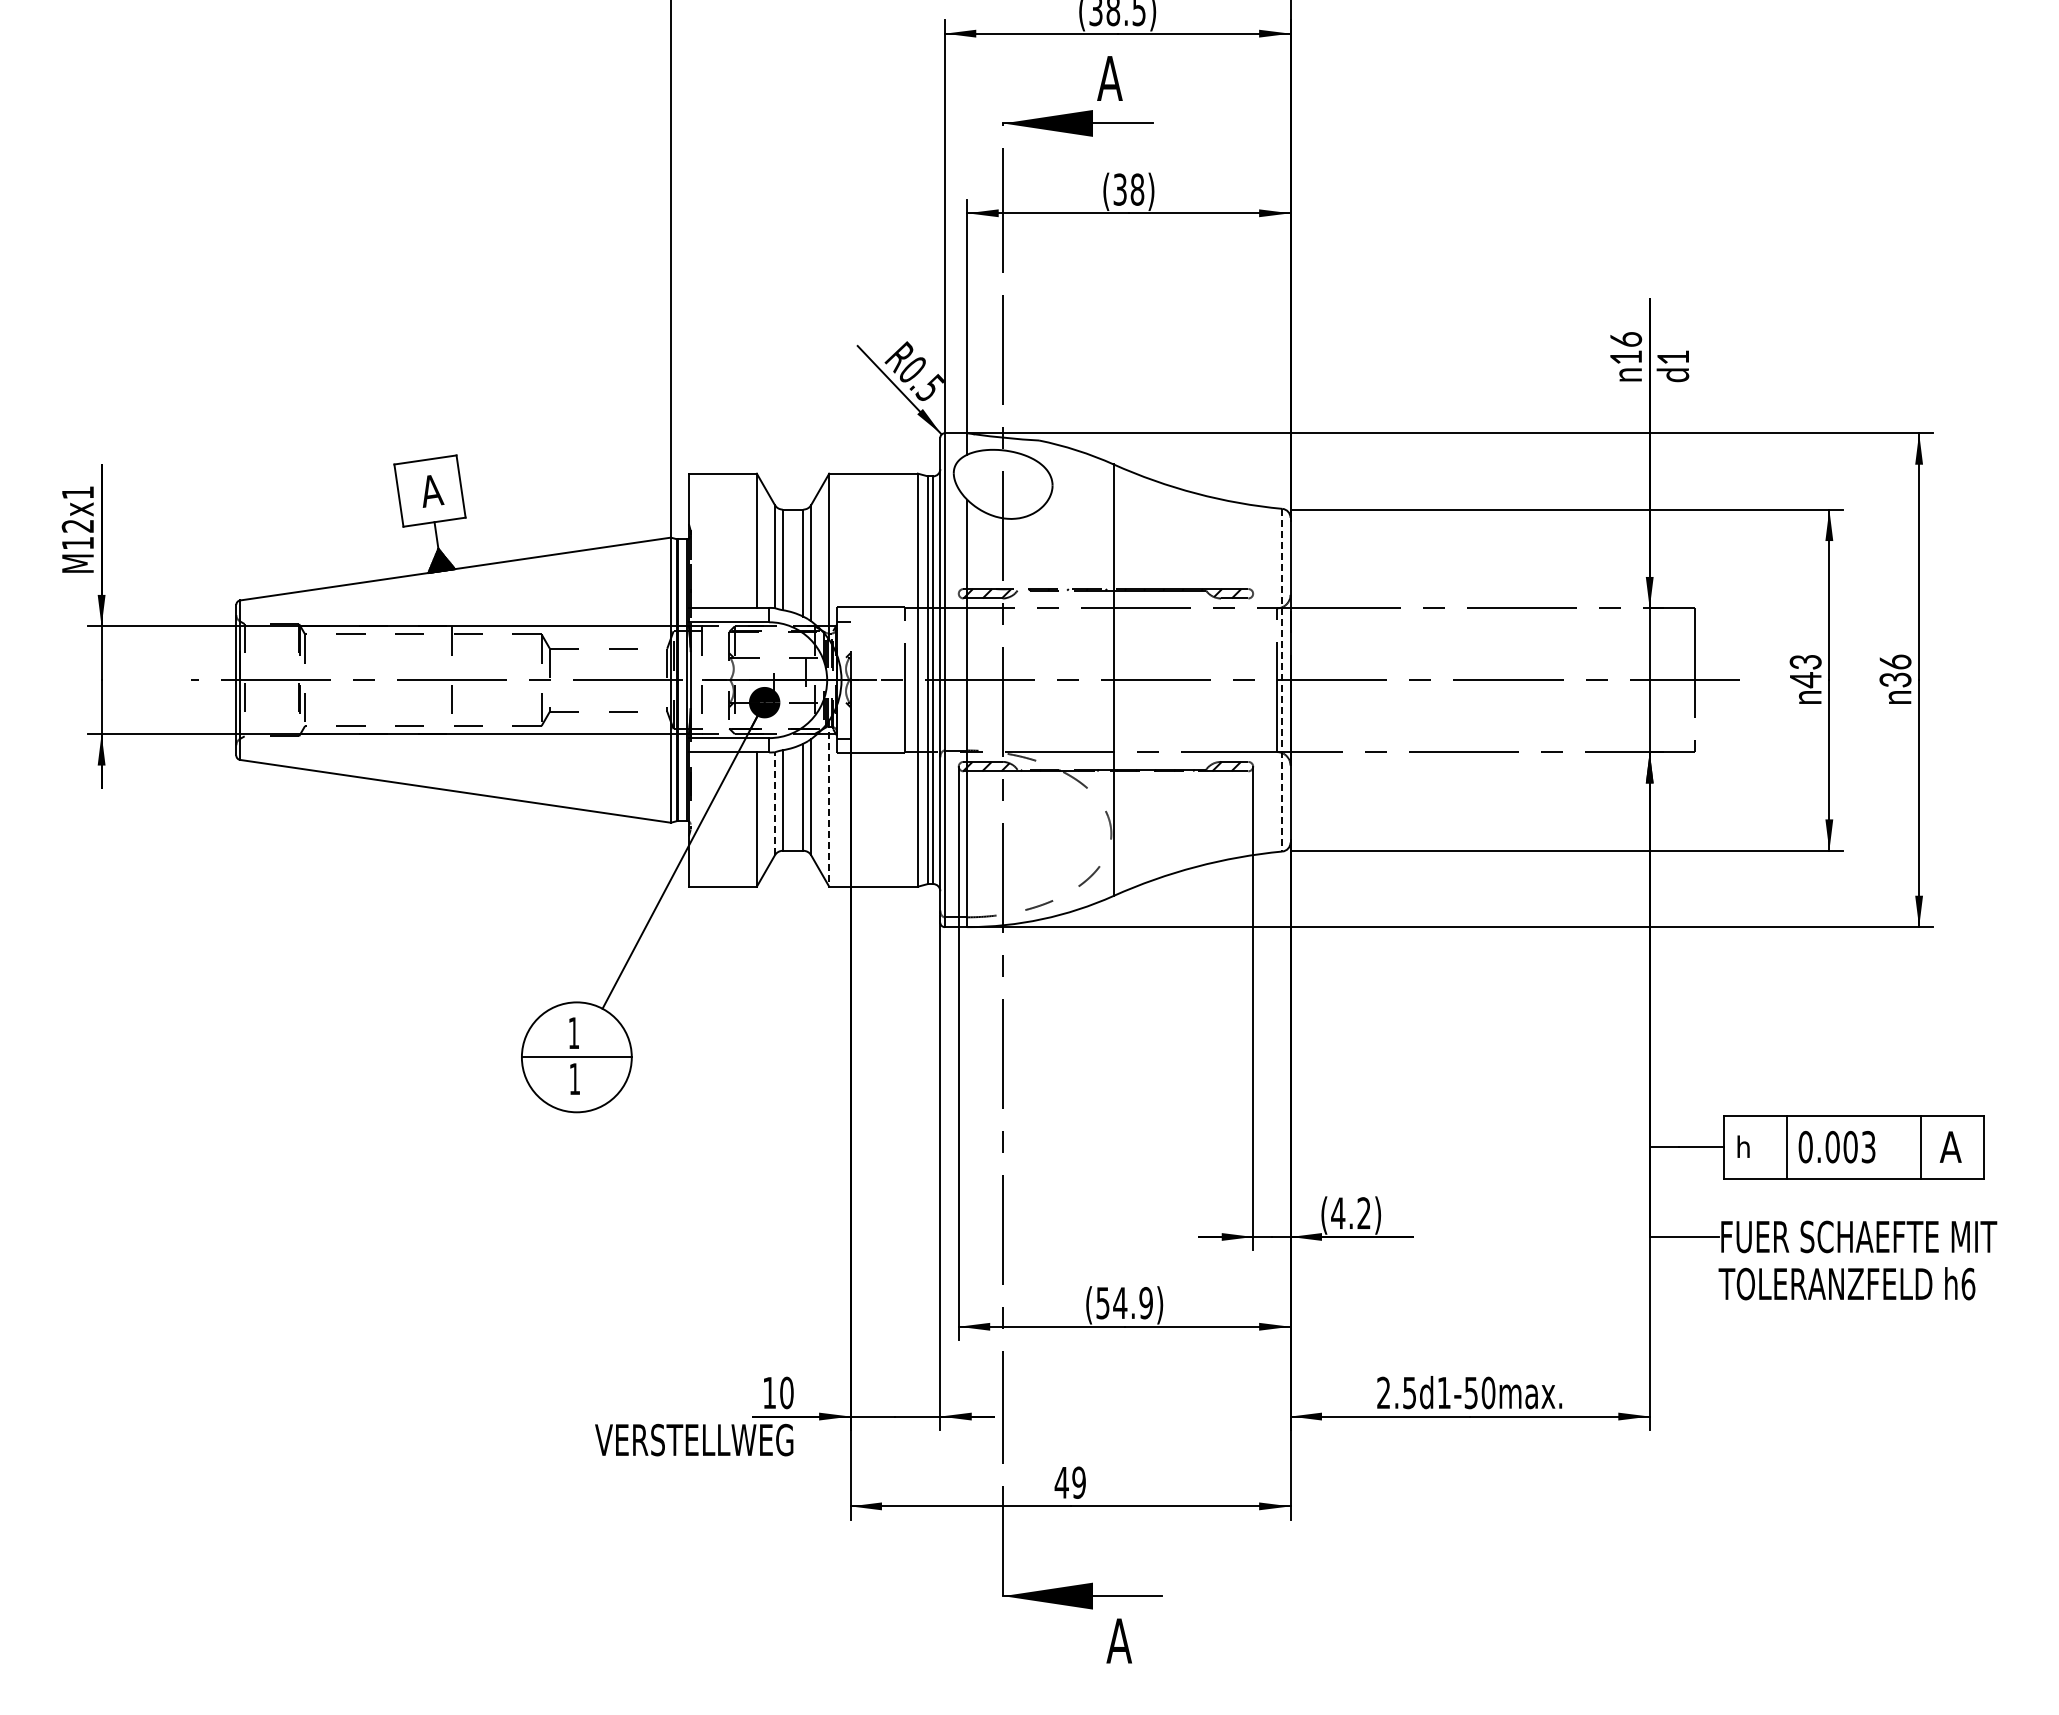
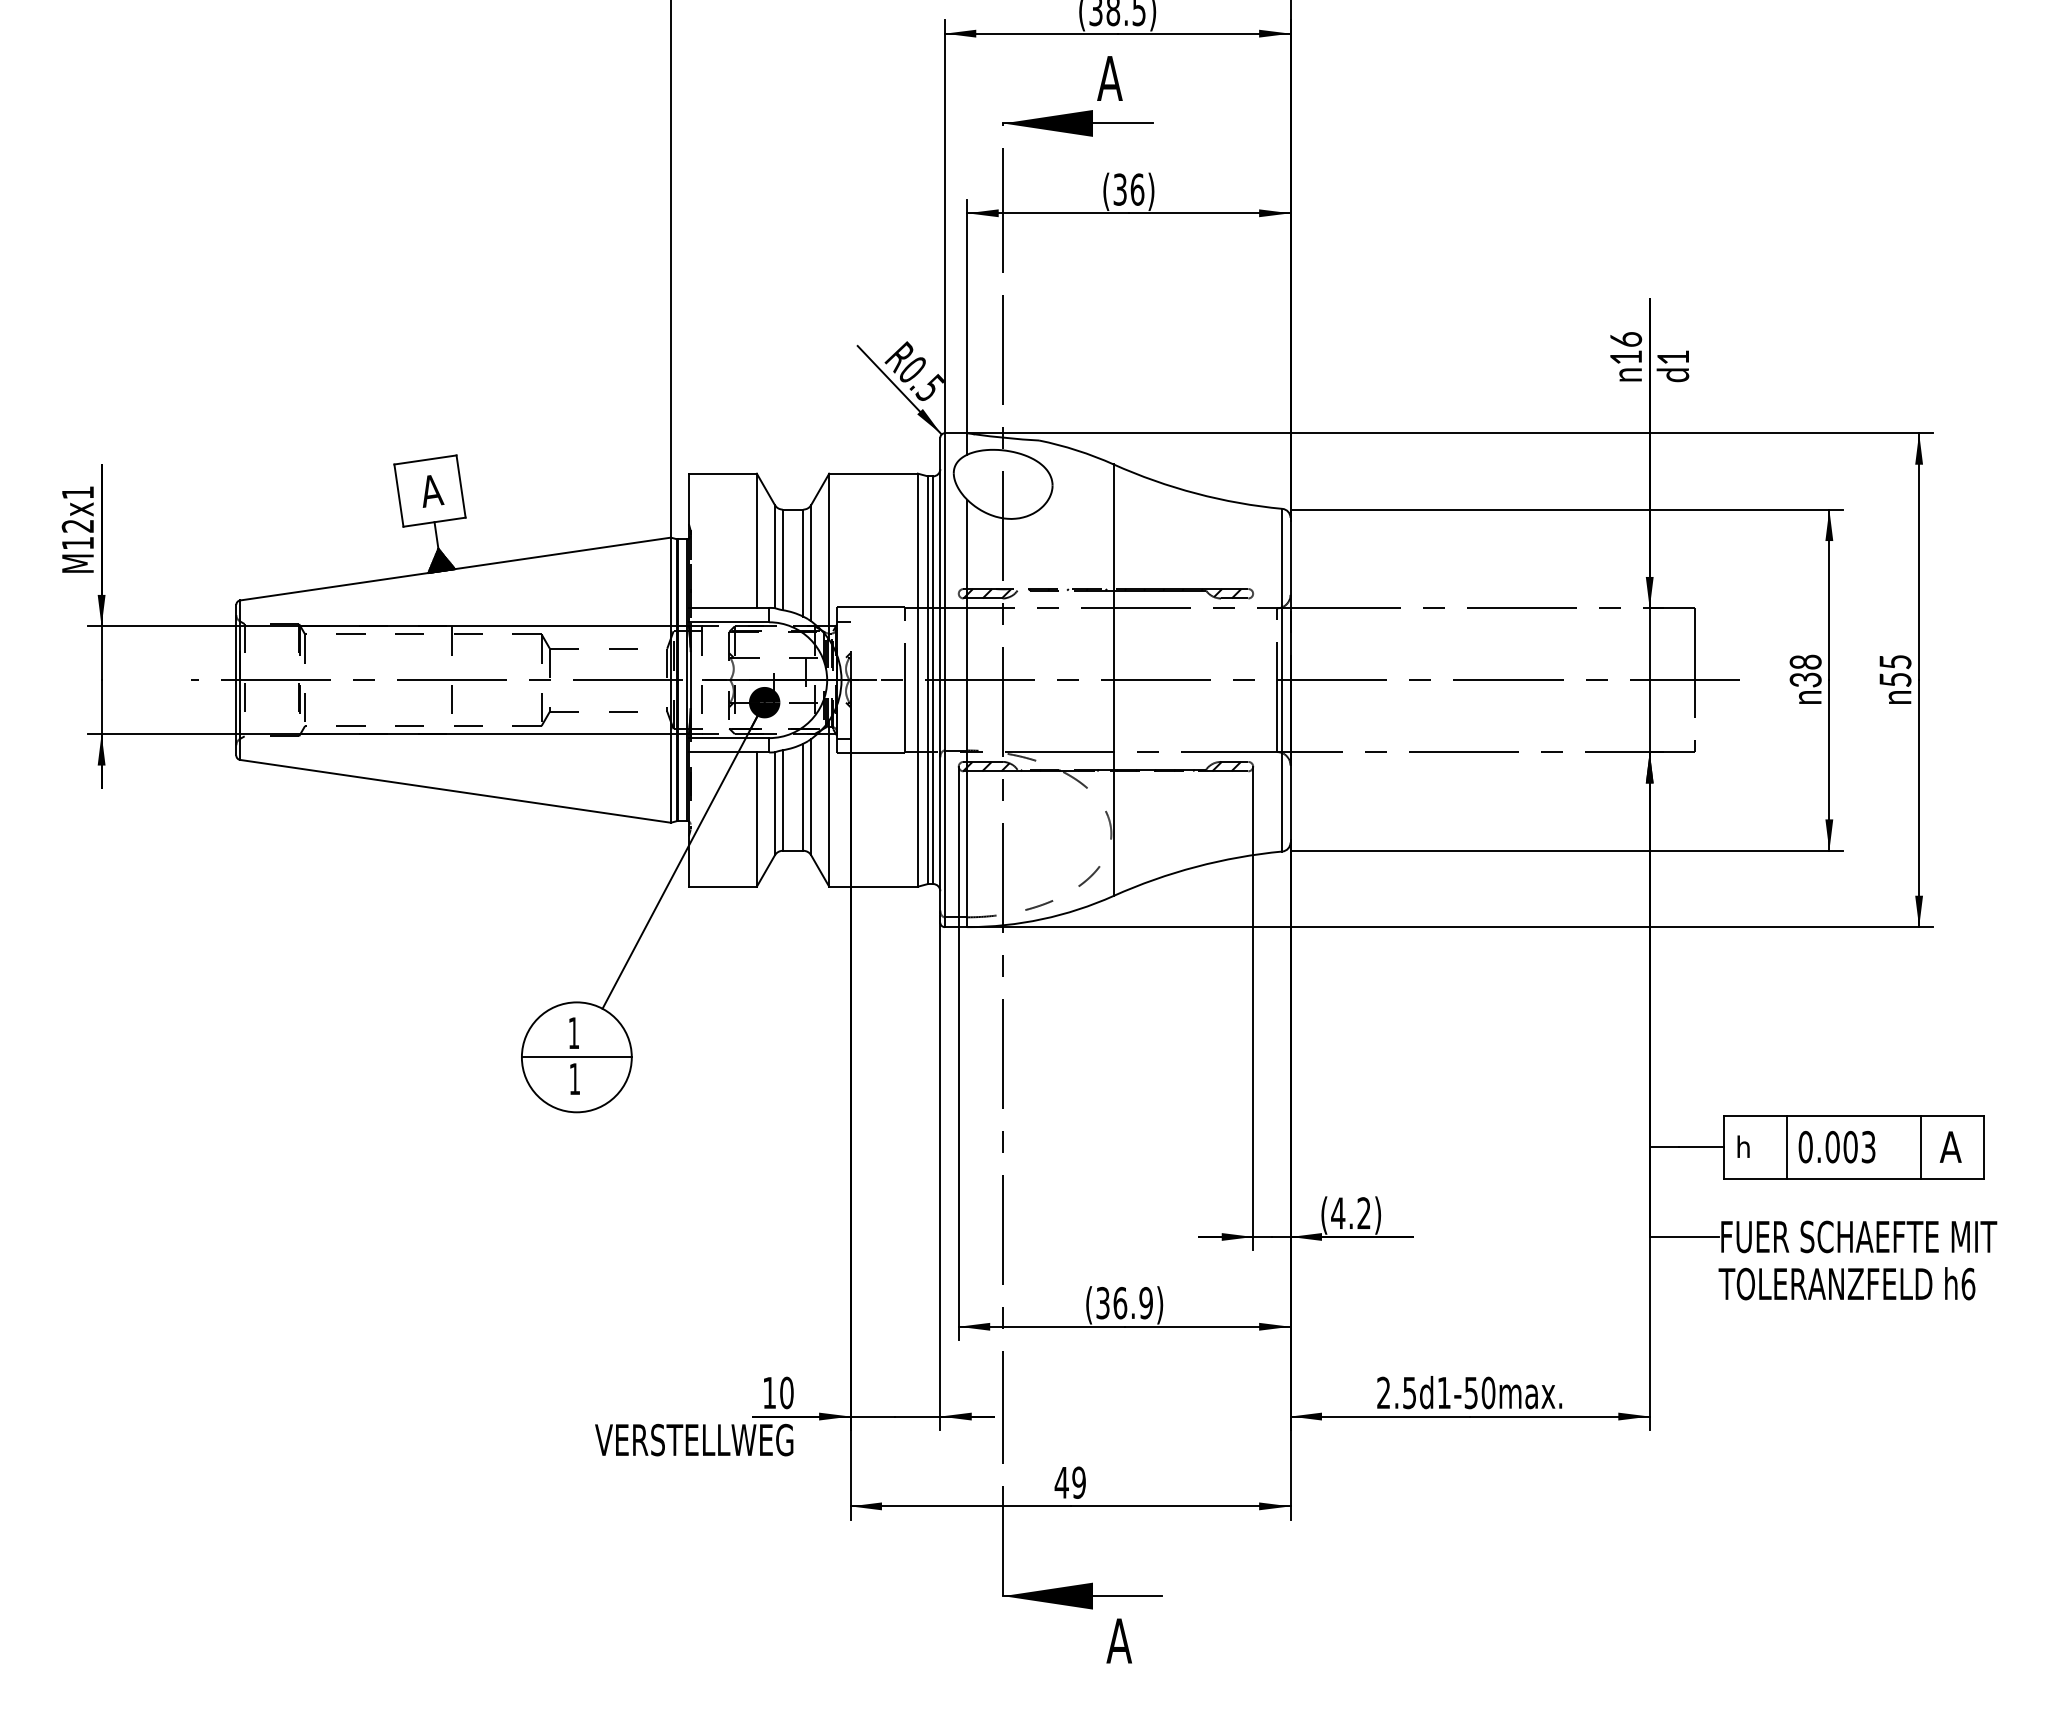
text: (38) -> (36) (1137, 189)
text: 36 -> 55 (1895, 670)
text: 43 -> 38 (1805, 671)
line: dashed -> solid (1282, 680)
line: dashed -> solid (775, 803)
line: dashed -> solid (829, 804)
text: (54.9) -> (36.9) (1112, 1302)
